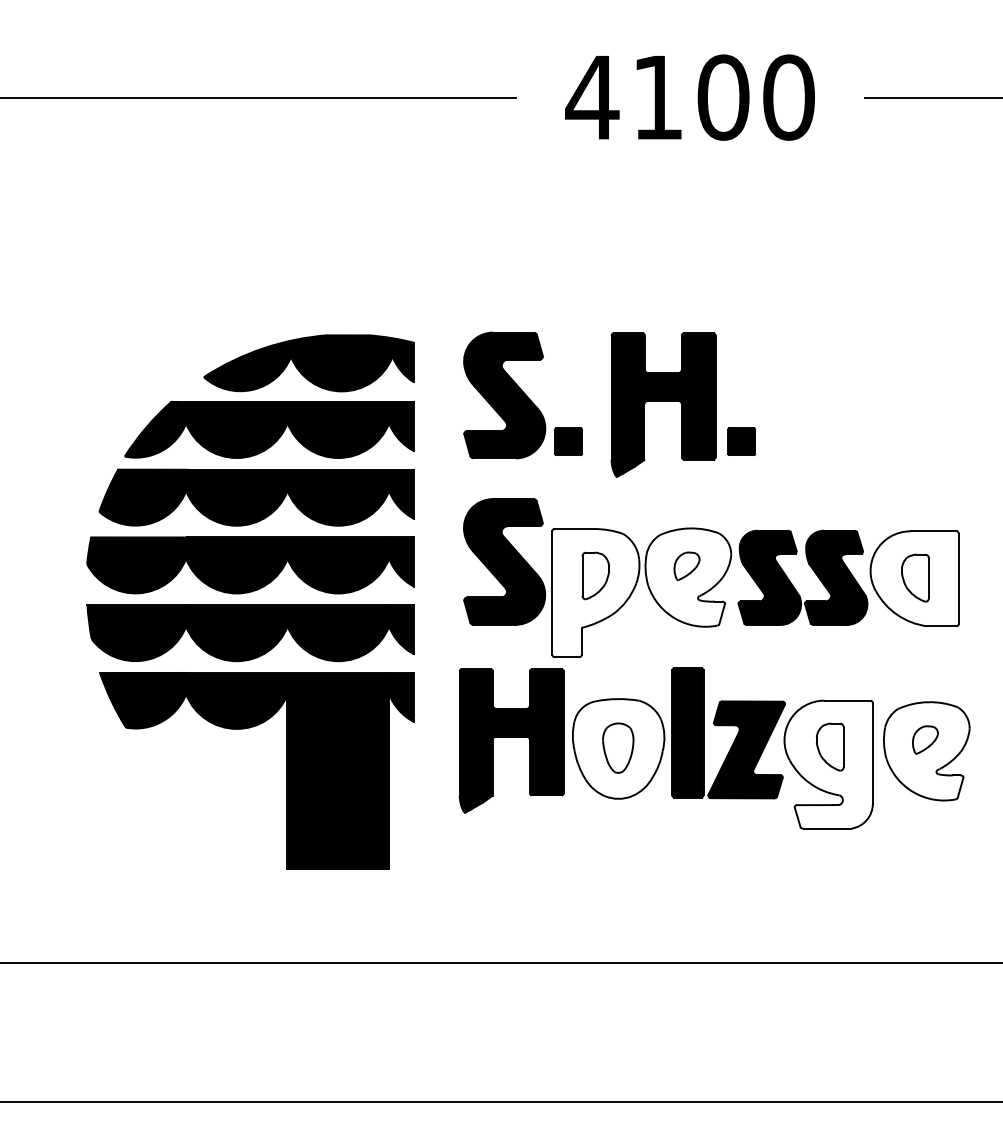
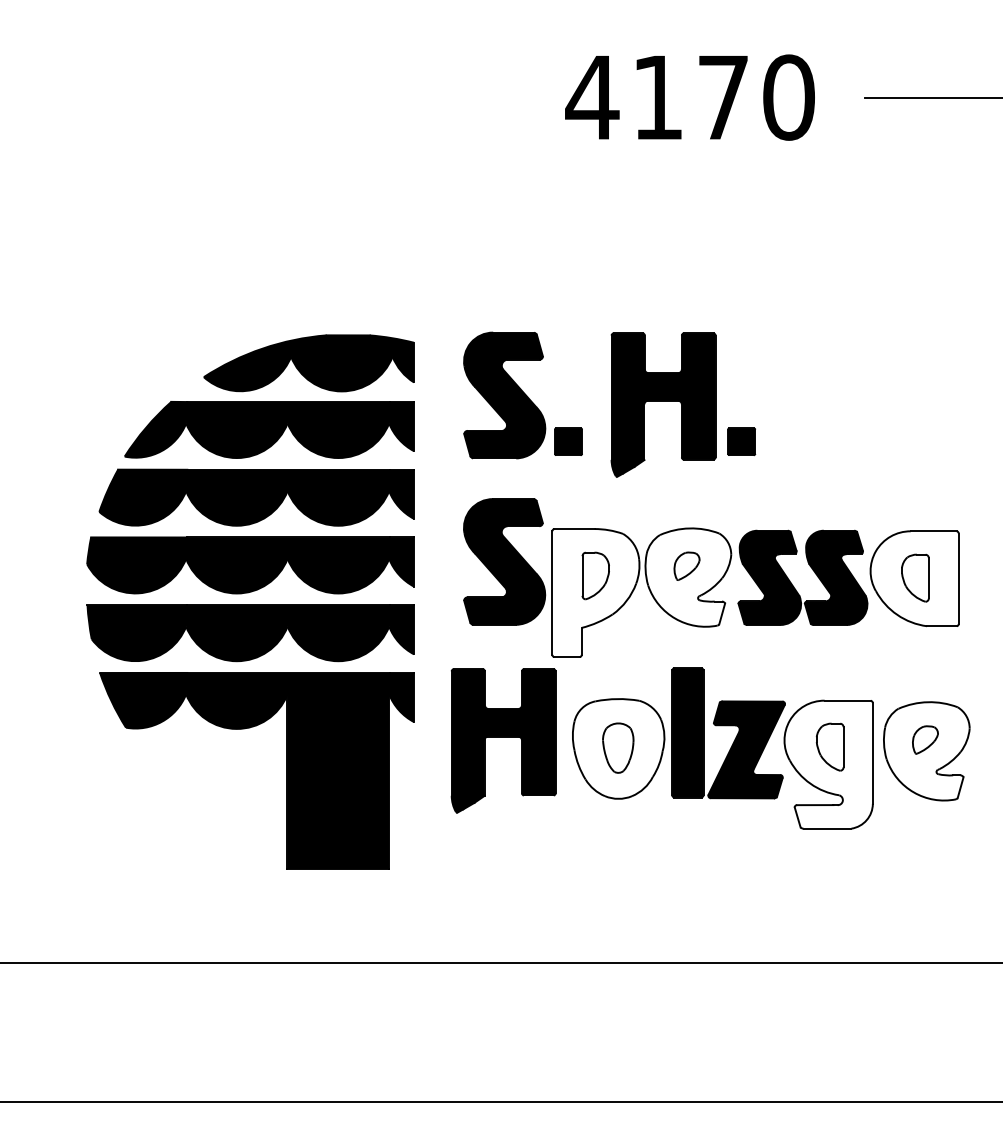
line: present -> none (259, 97)
text: 4100 -> 4170 (723, 97)
part position: (511, 740) -> (503, 740) (503, 740)
